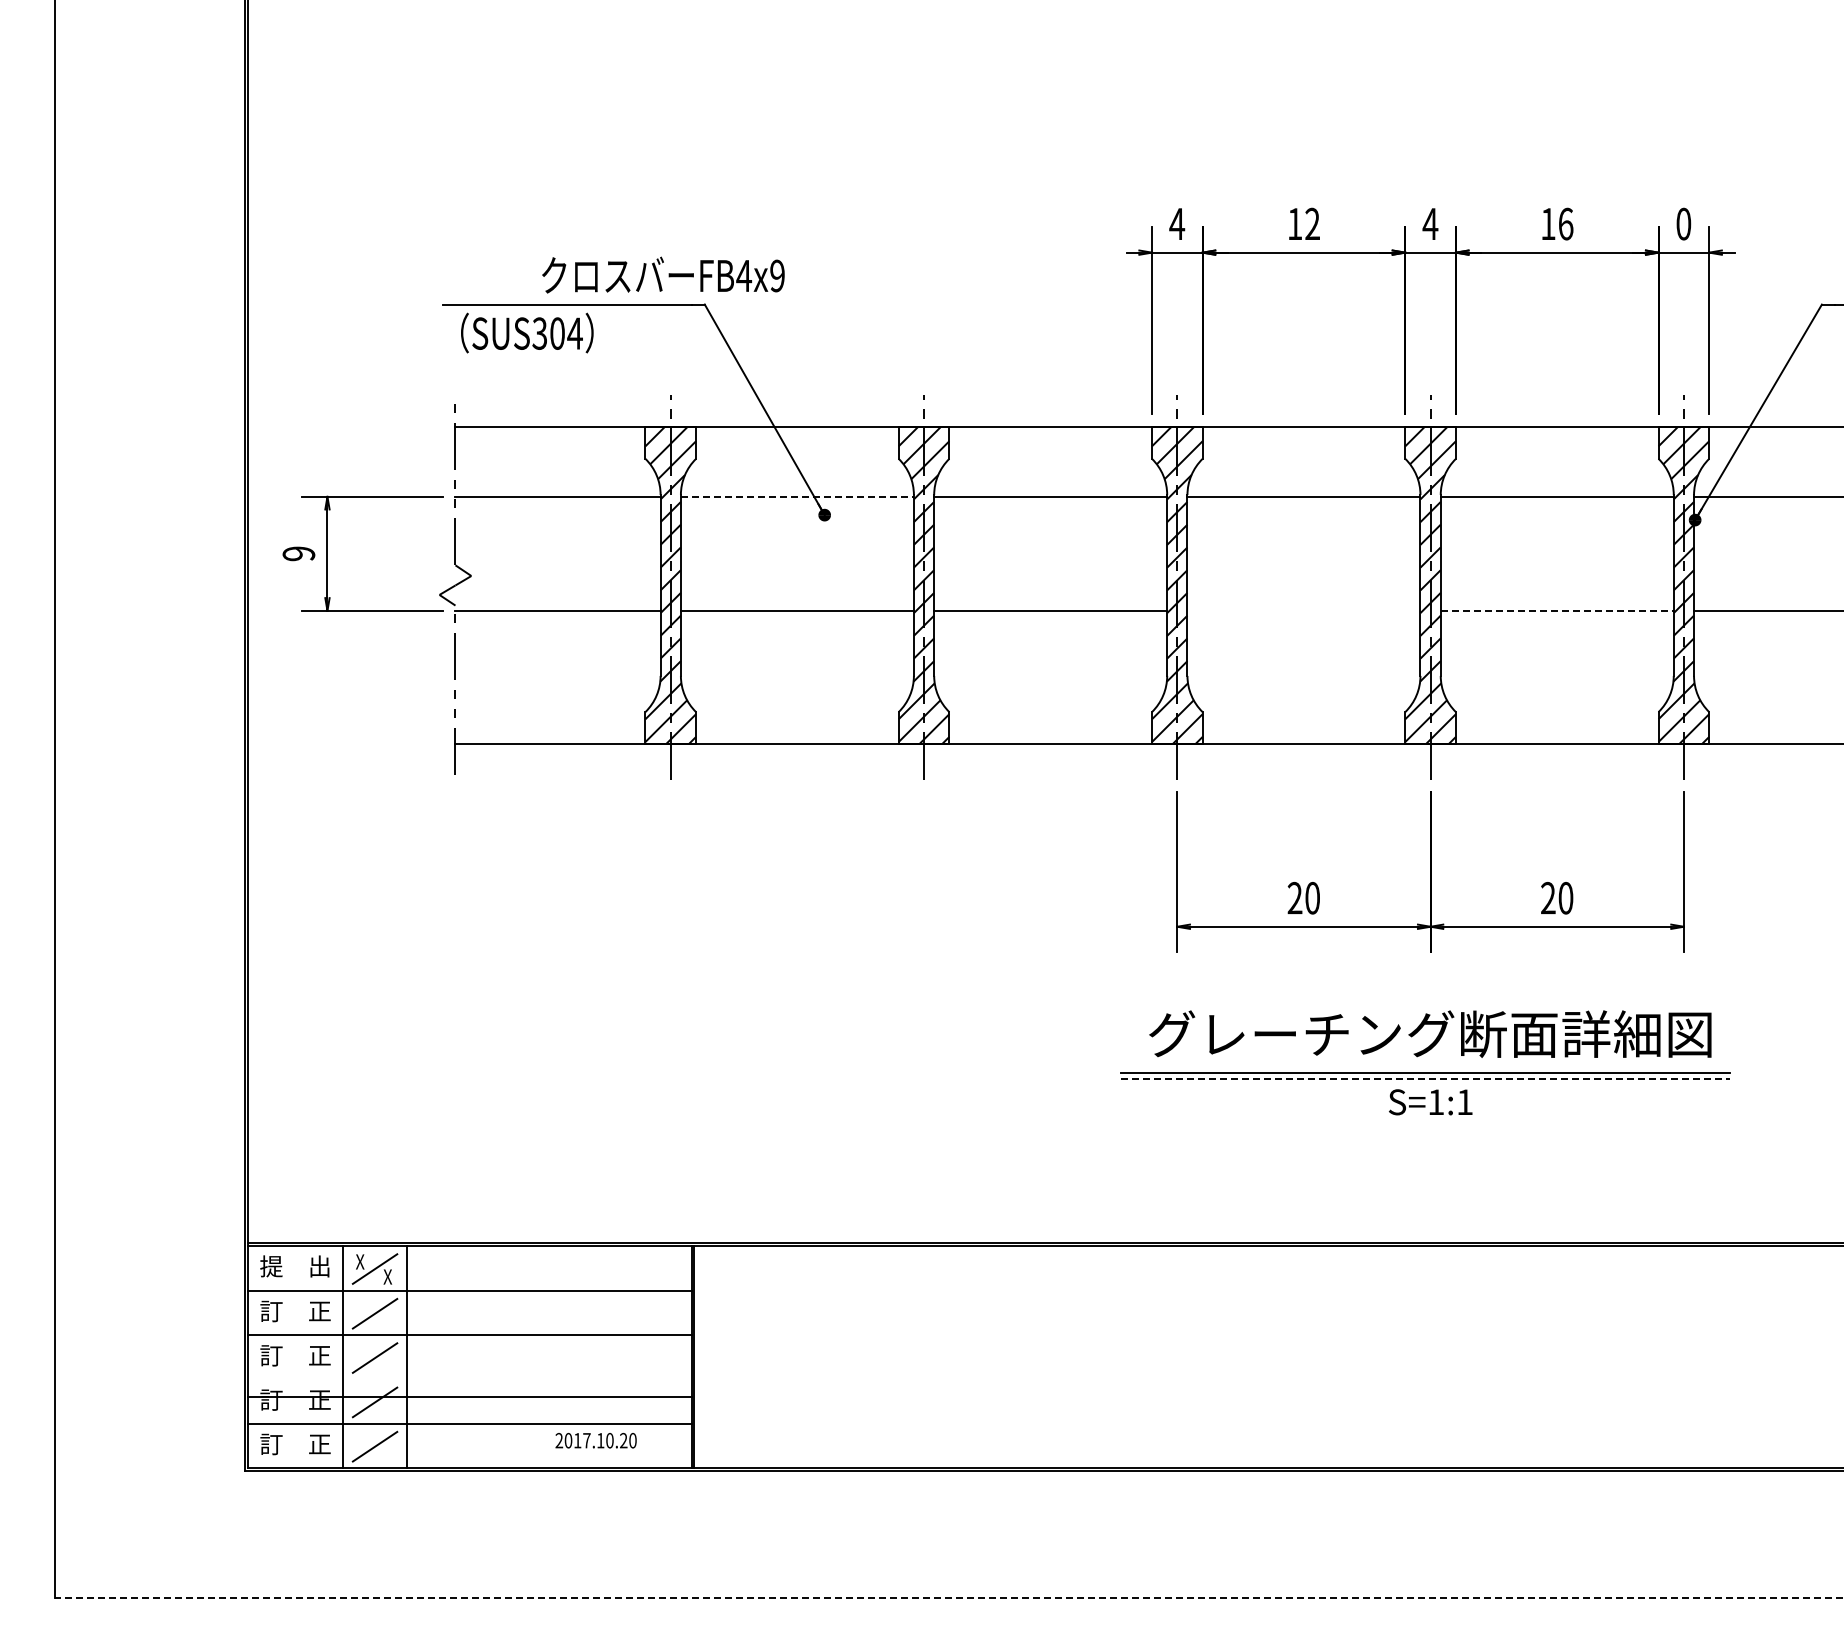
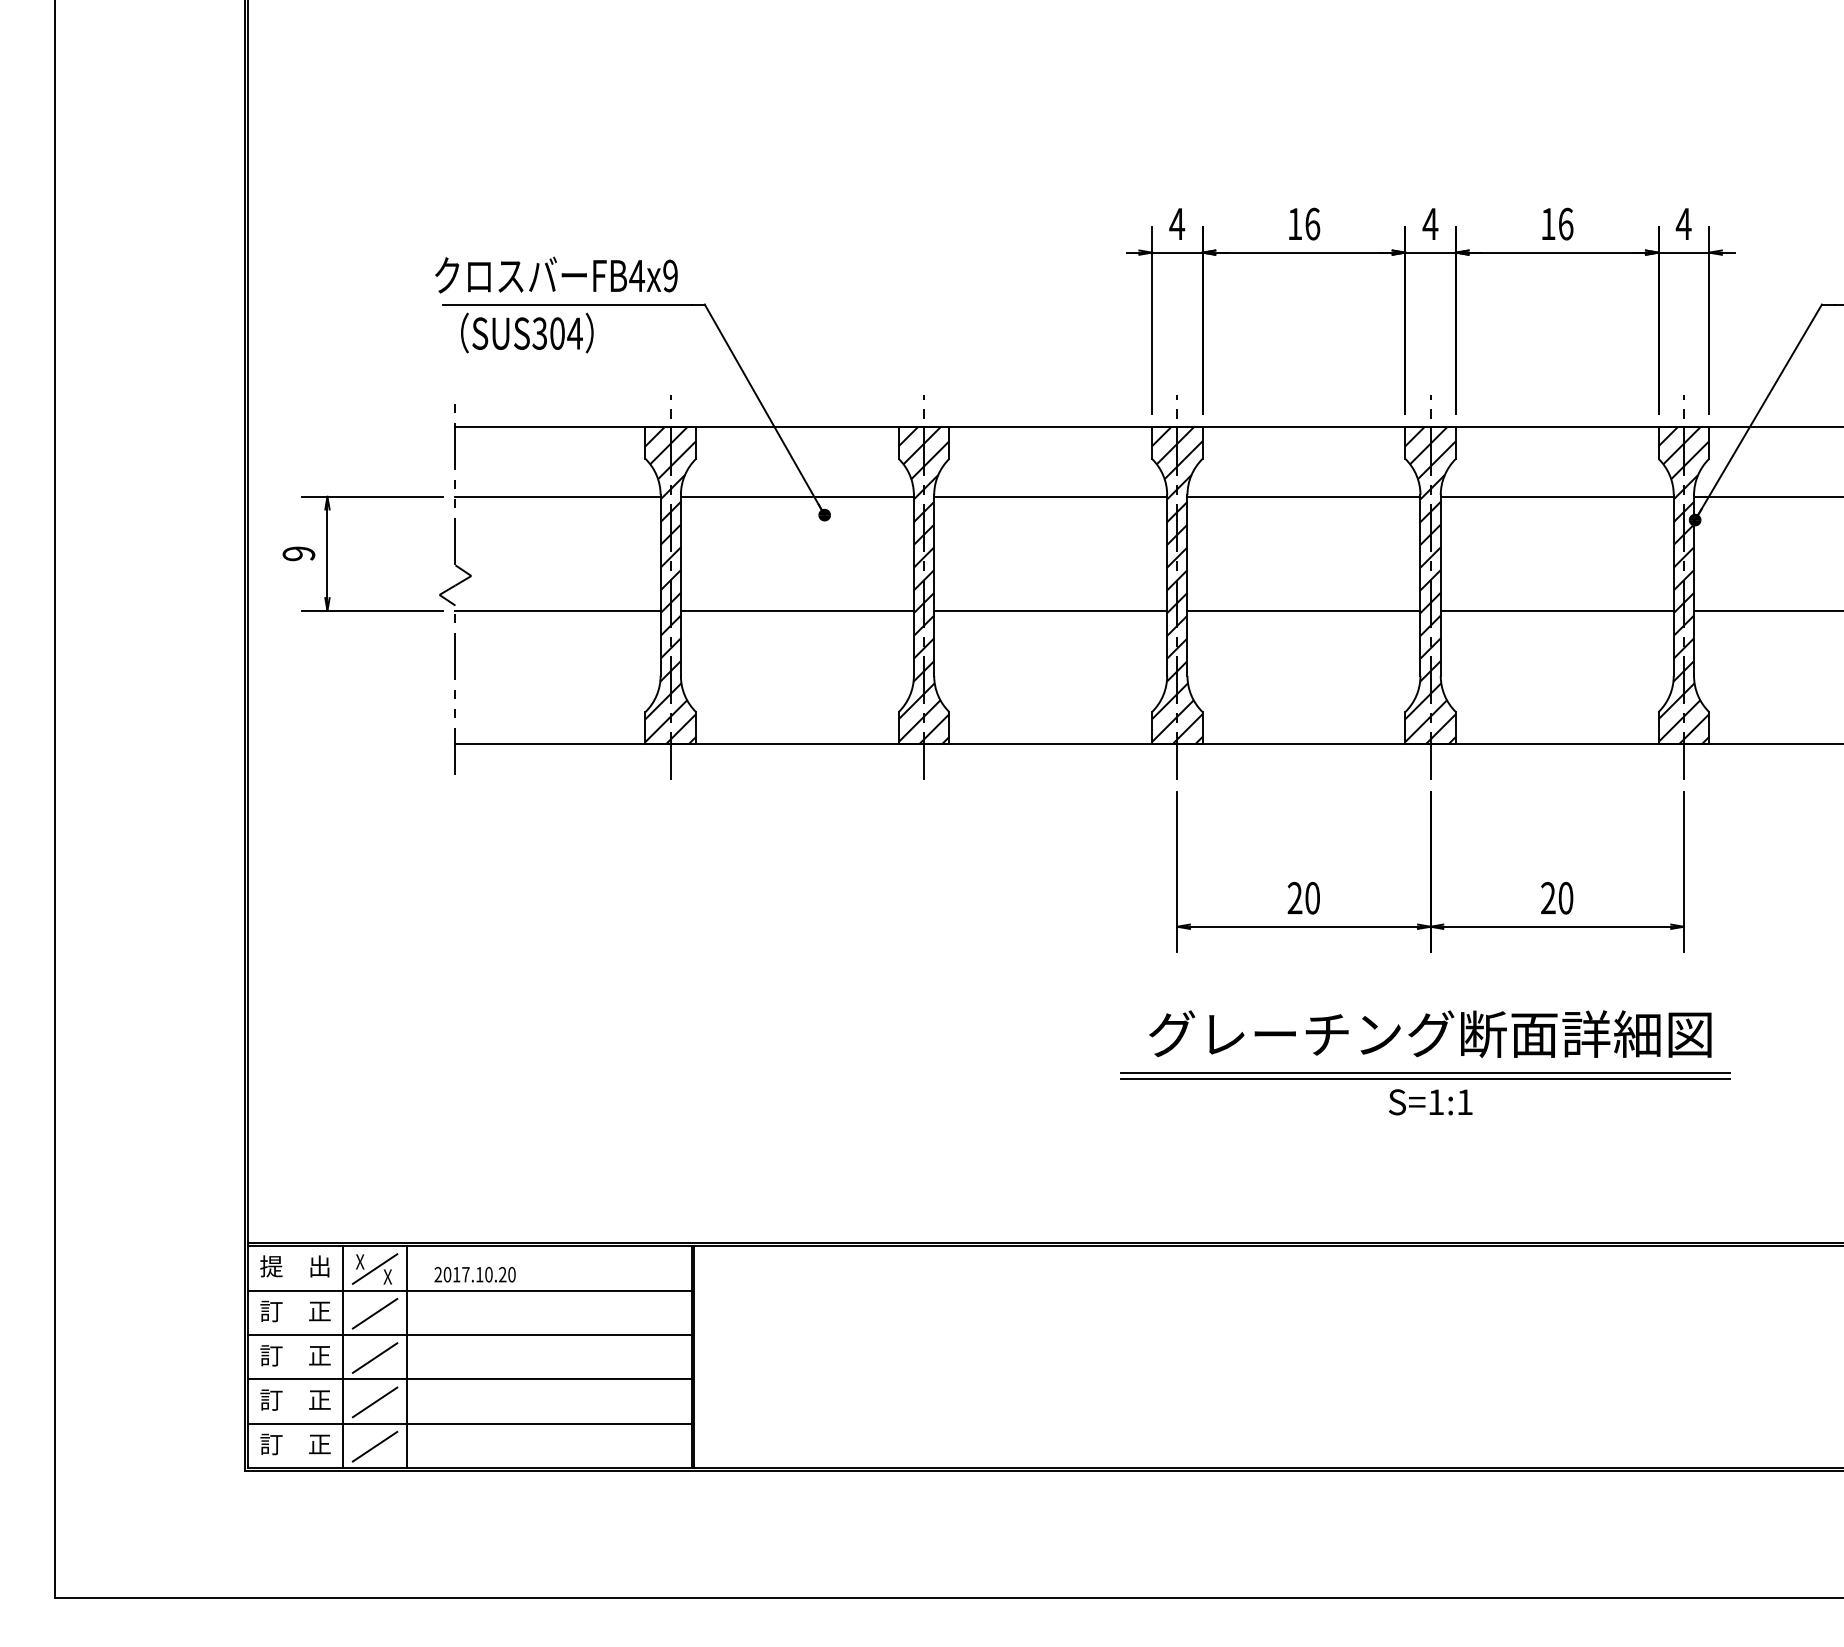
text: 12 -> 16 (1312, 223)
text: 0 -> 4 (1683, 223)
text position: (663, 274) -> (556, 274) (556, 274)
line: dashed -> solid (797, 496)
line: none -> present (1303, 610)
line: dashed -> solid (1557, 610)
line: dashed -> solid (1425, 1079)
line position: (469, 1397) -> (469, 1379) (469, 1379)
text position: (595, 1440) -> (474, 1274) (474, 1274)
line: dashed -> solid (949, 1597)
